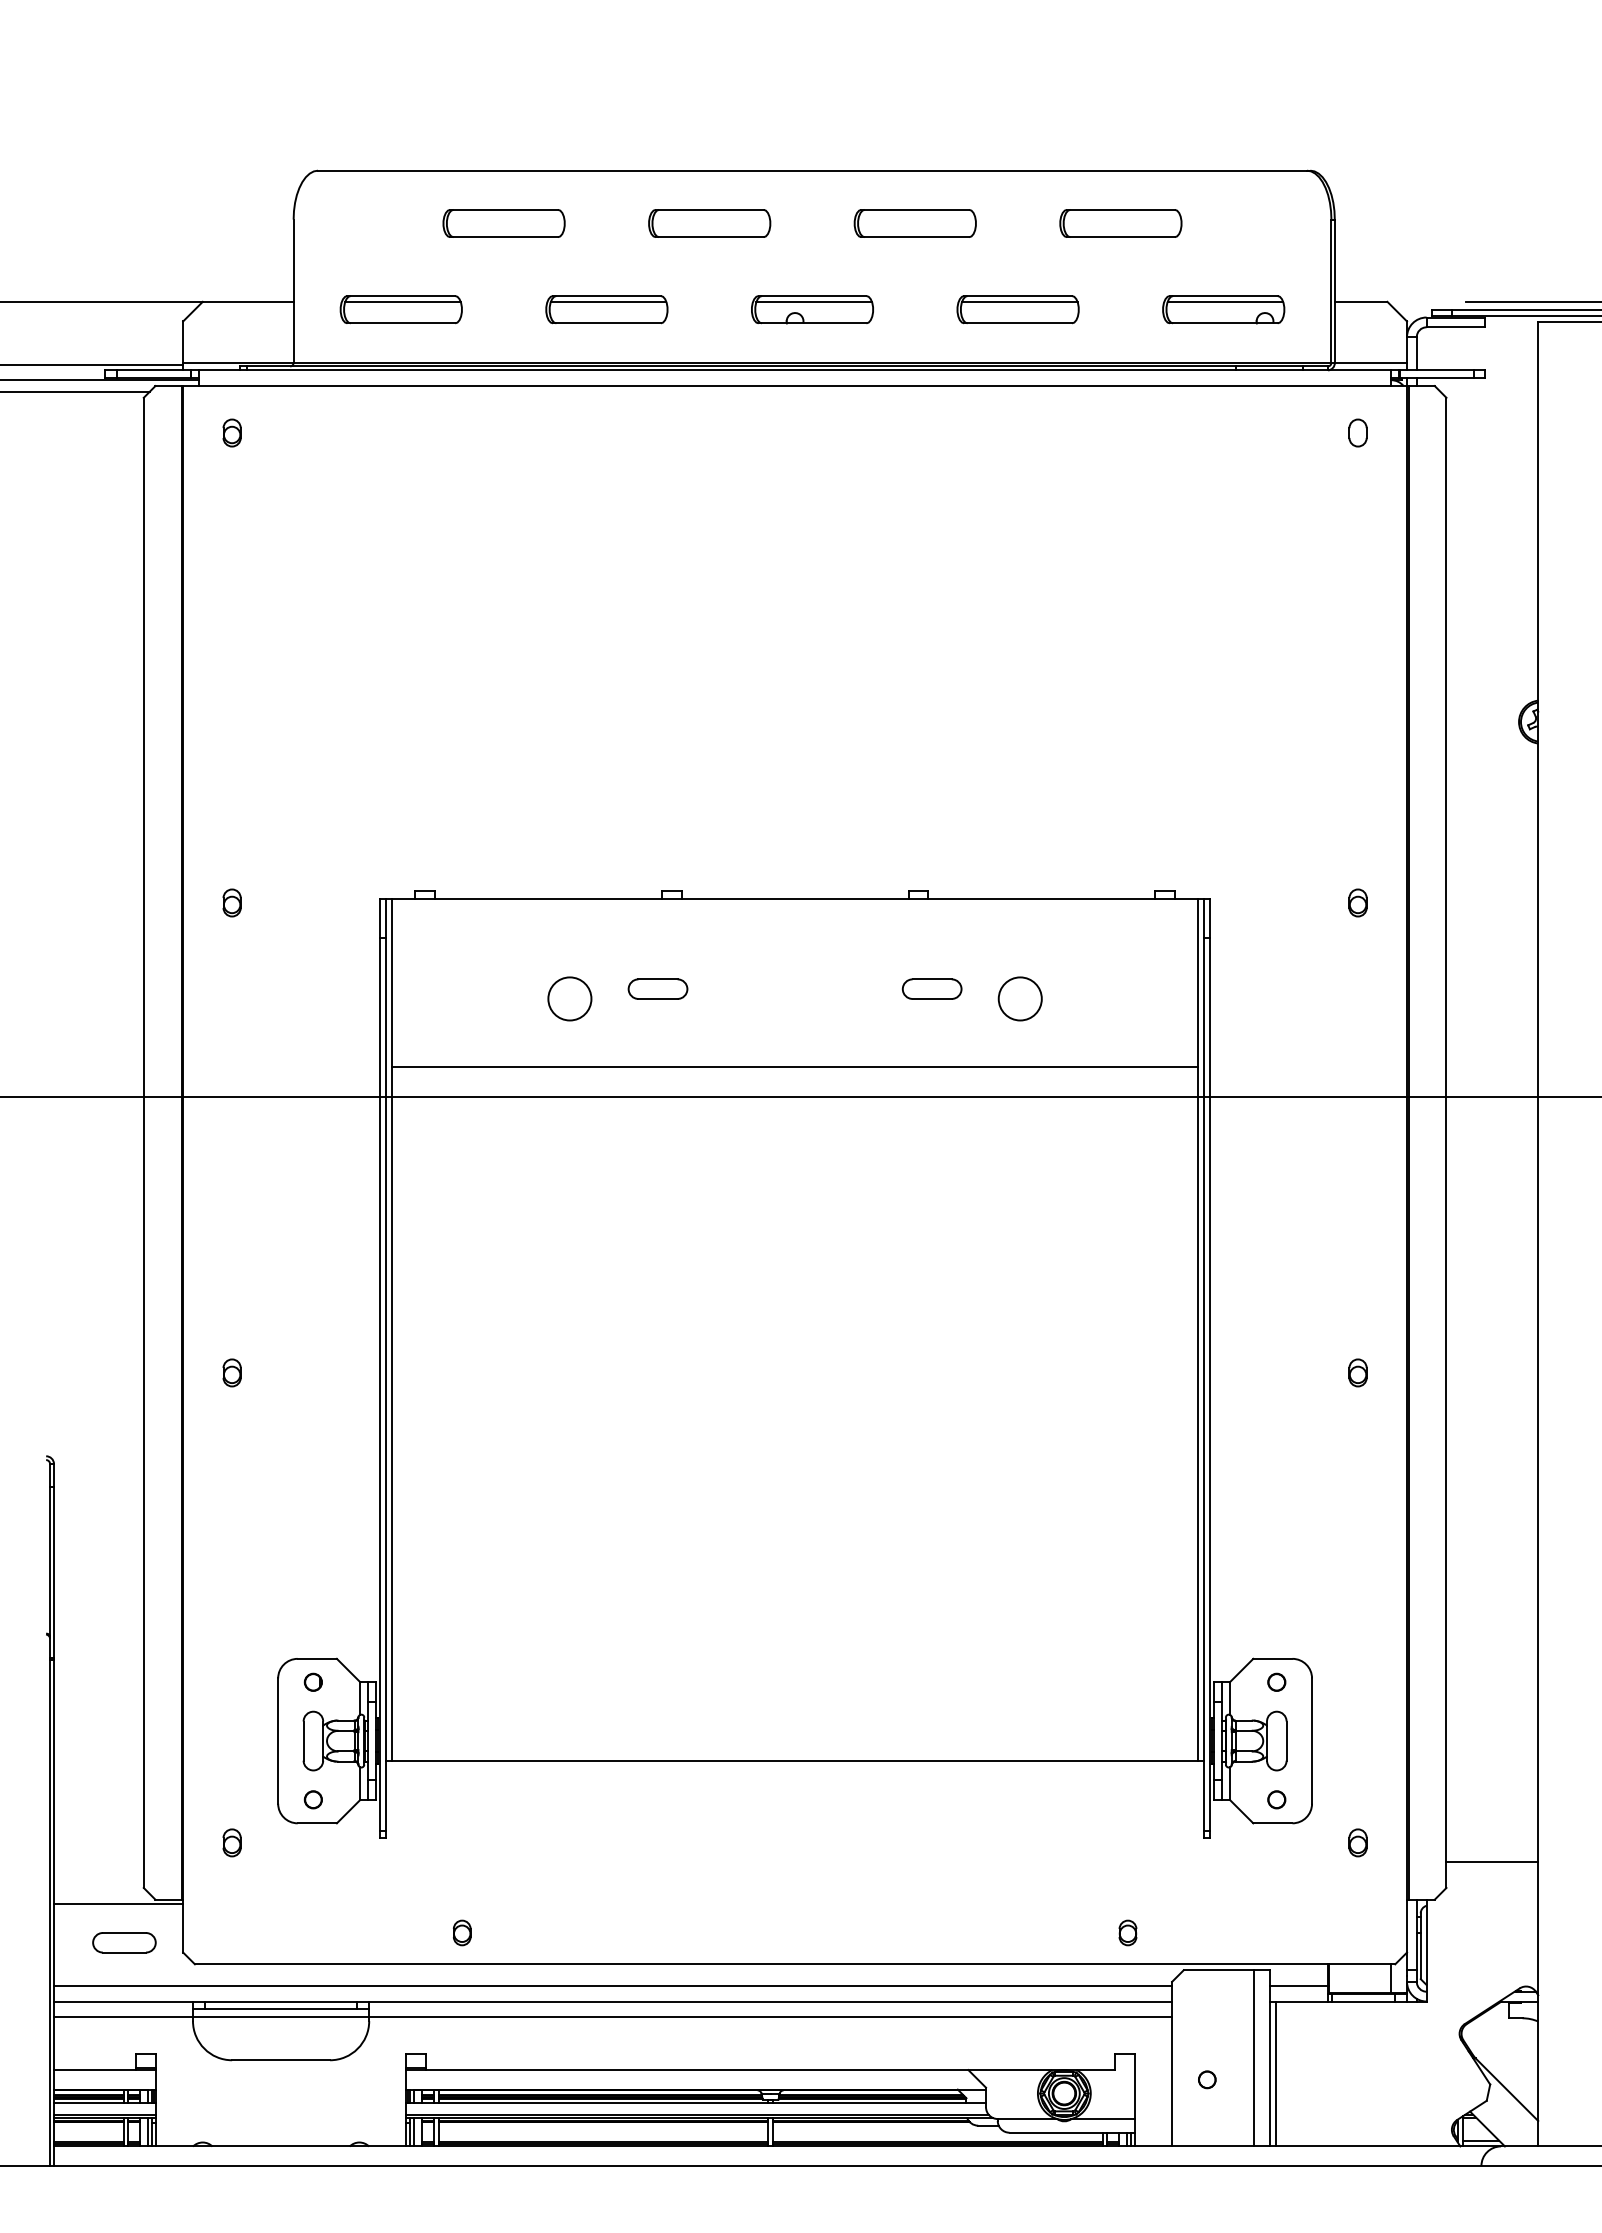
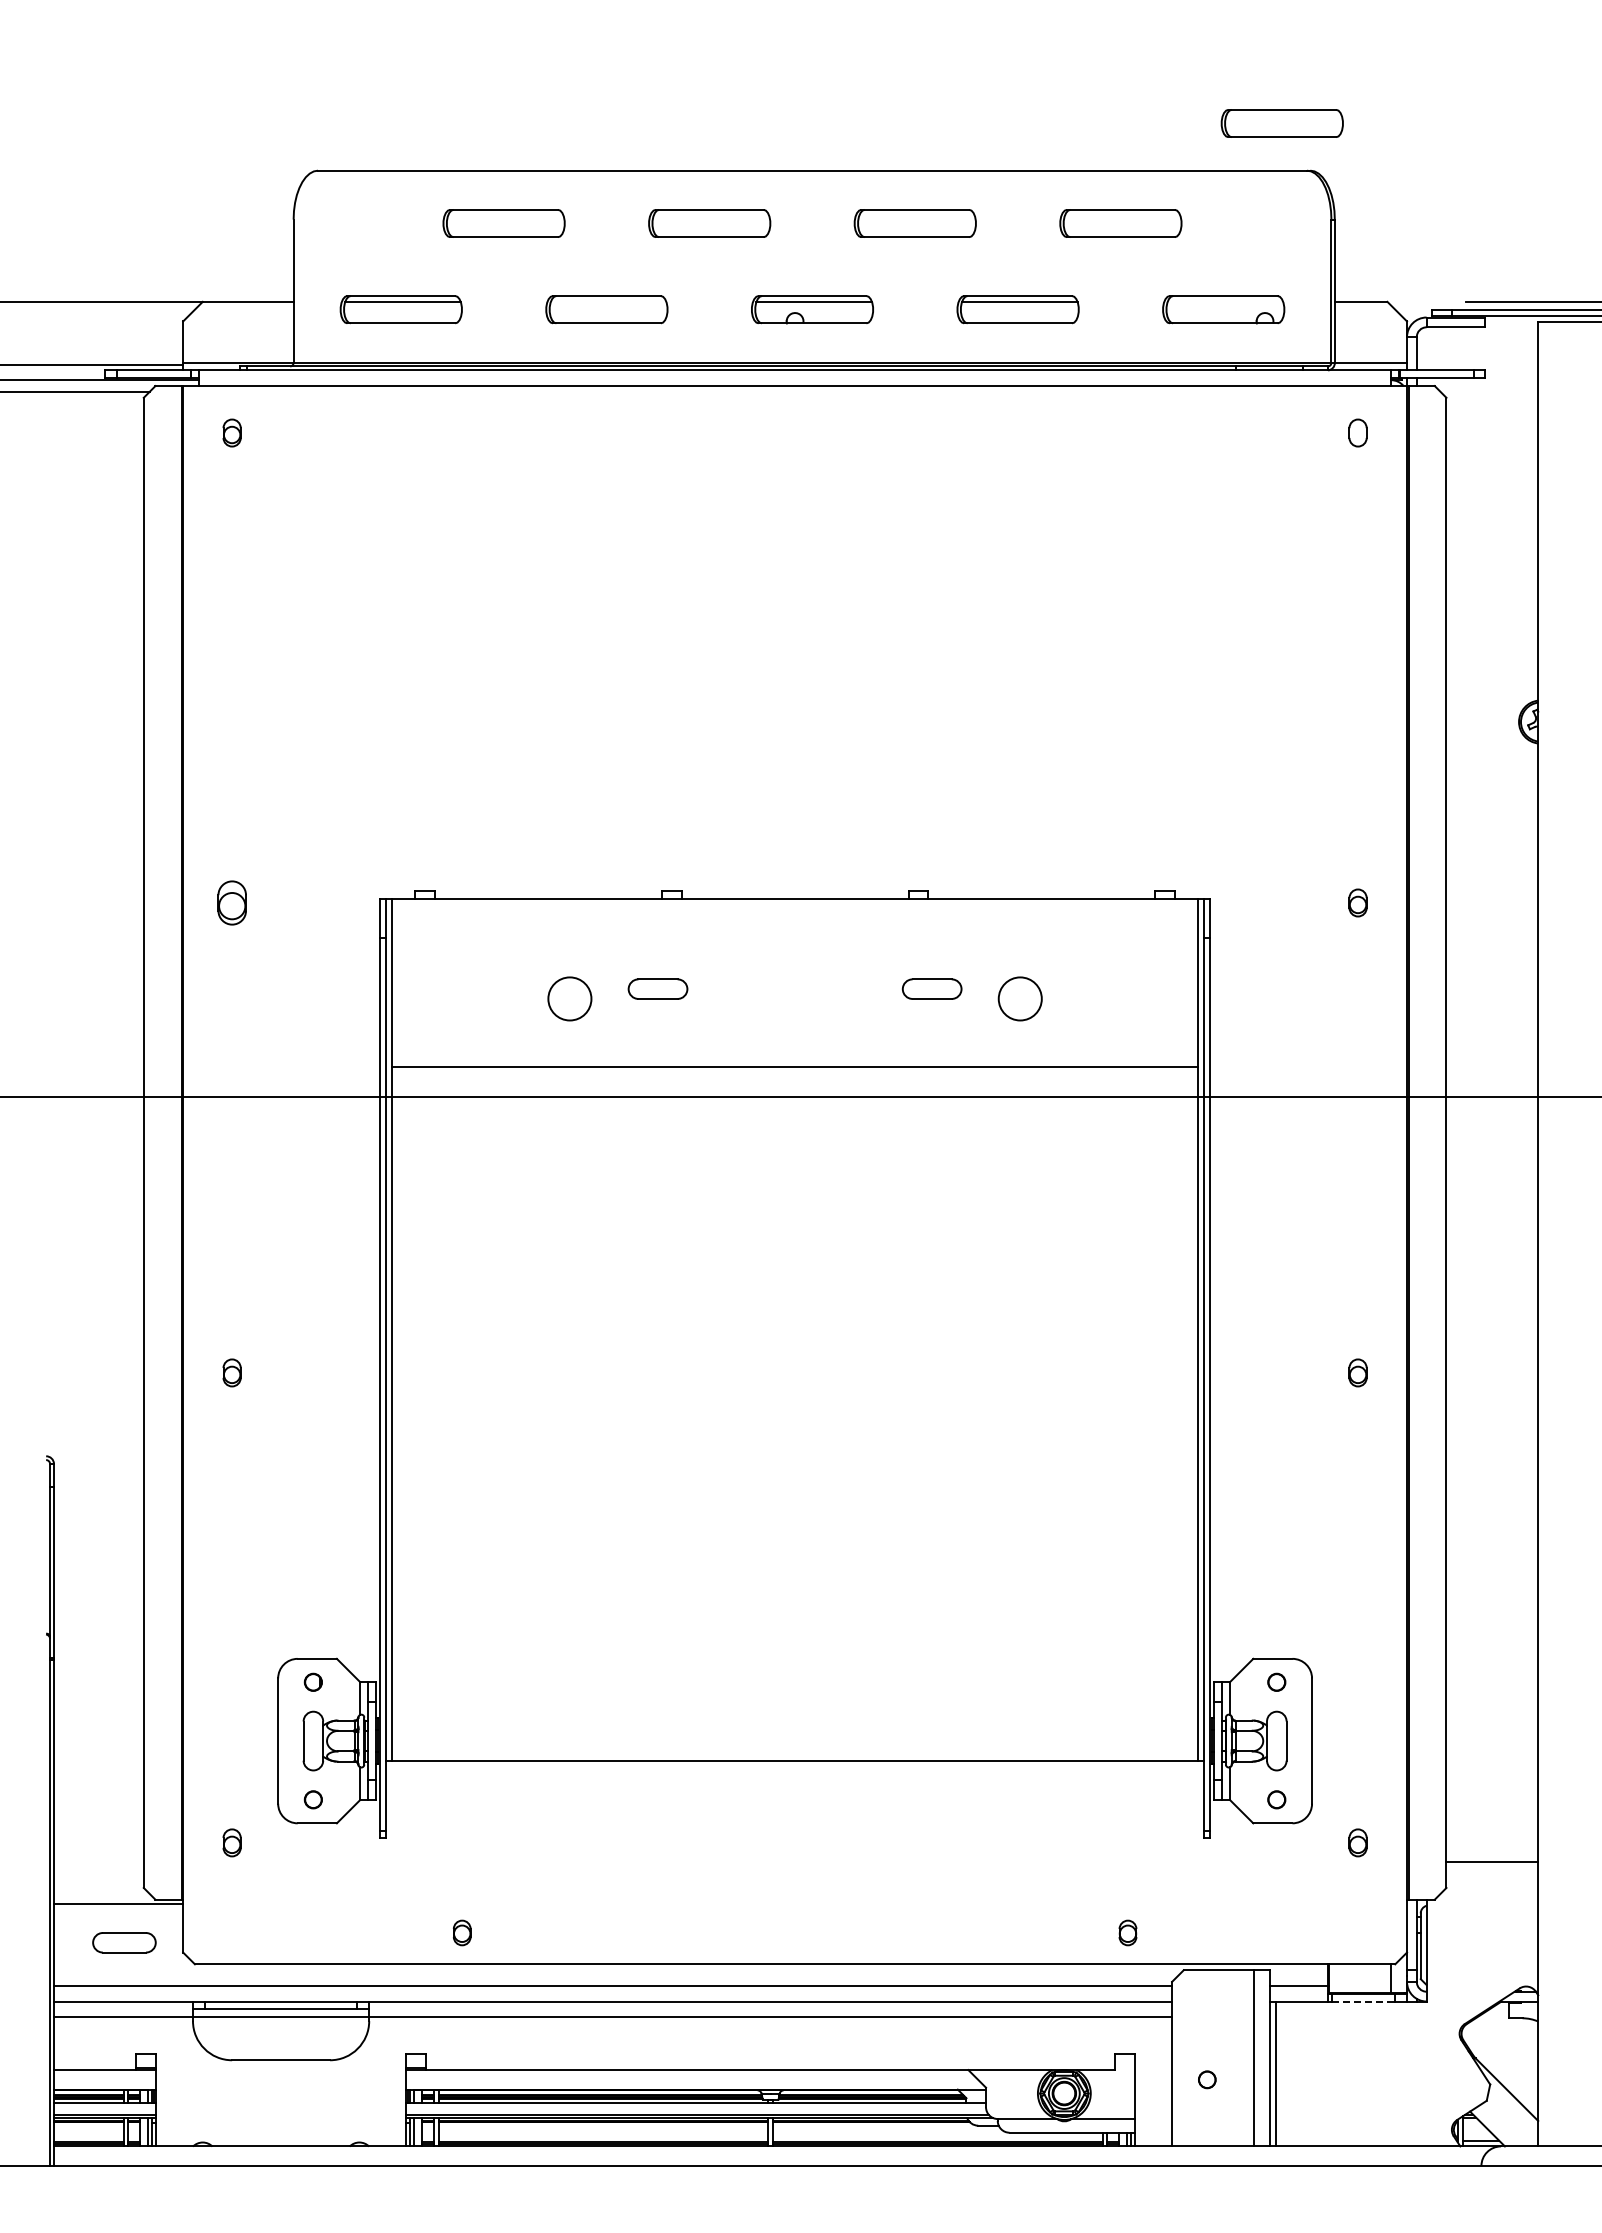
part: none -> present (1281, 123)
line: present -> none (608, 301)
line: present -> none (1225, 301)
part size: 20x30 px -> 30x46 px (231, 902)
line: solid -> dashed (1363, 2001)
